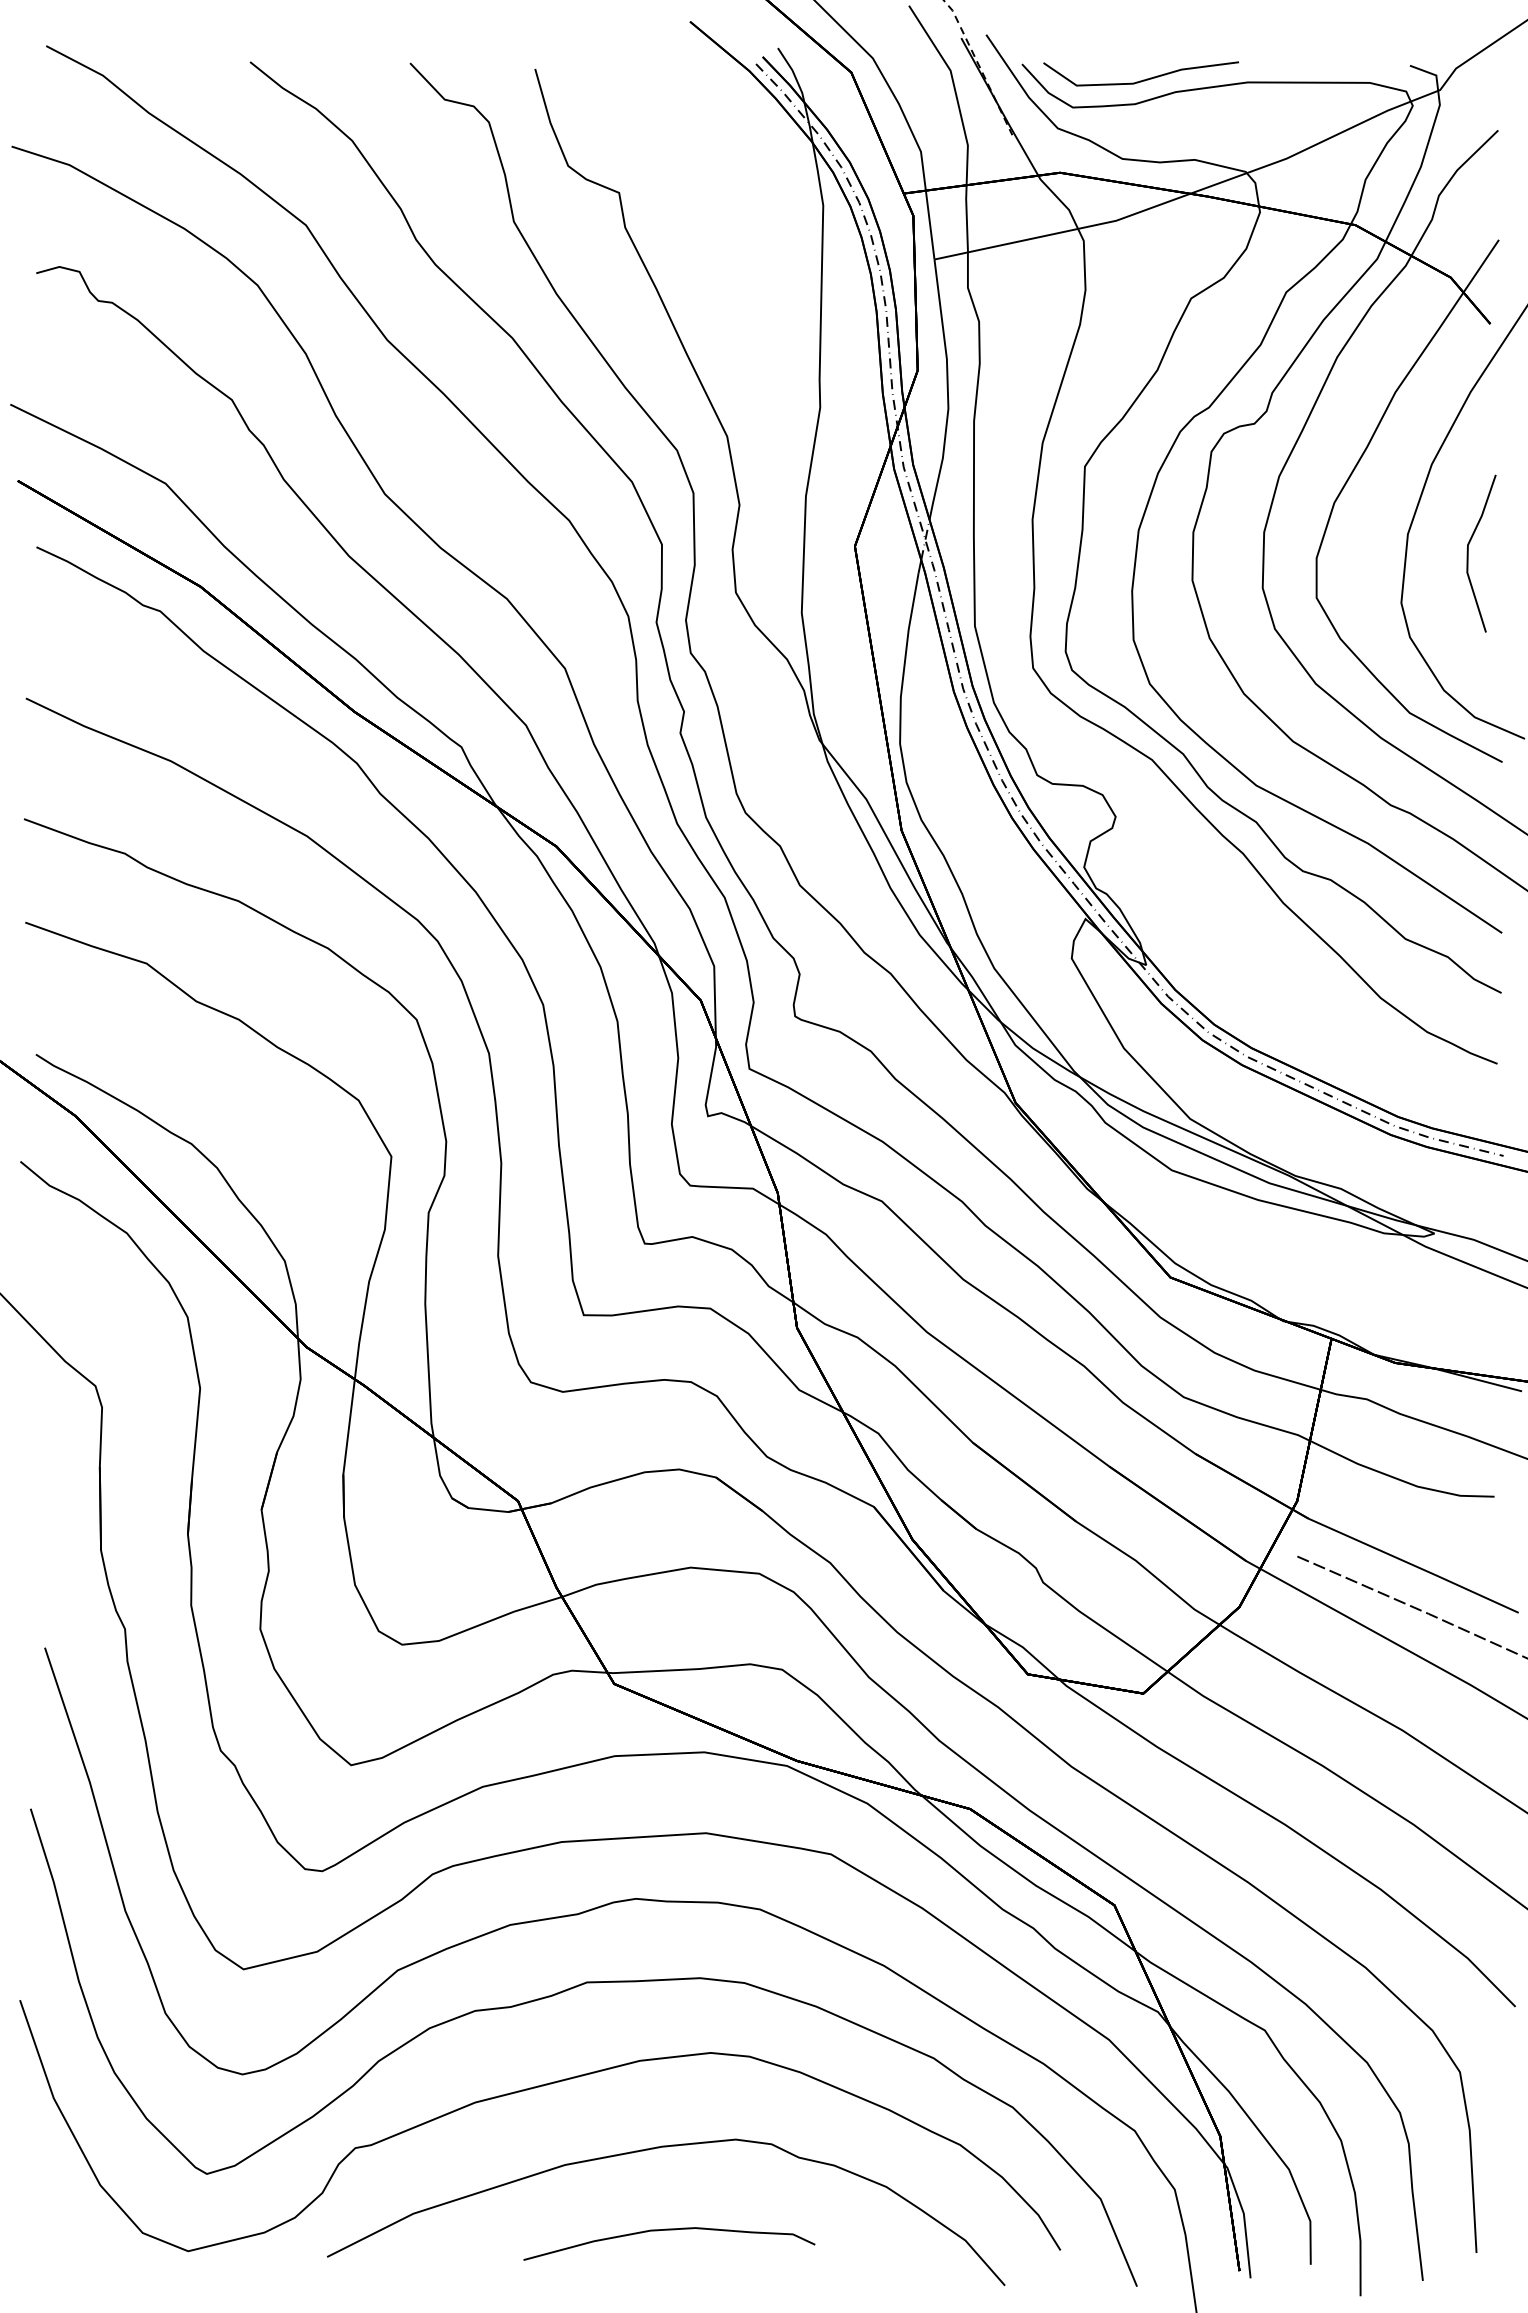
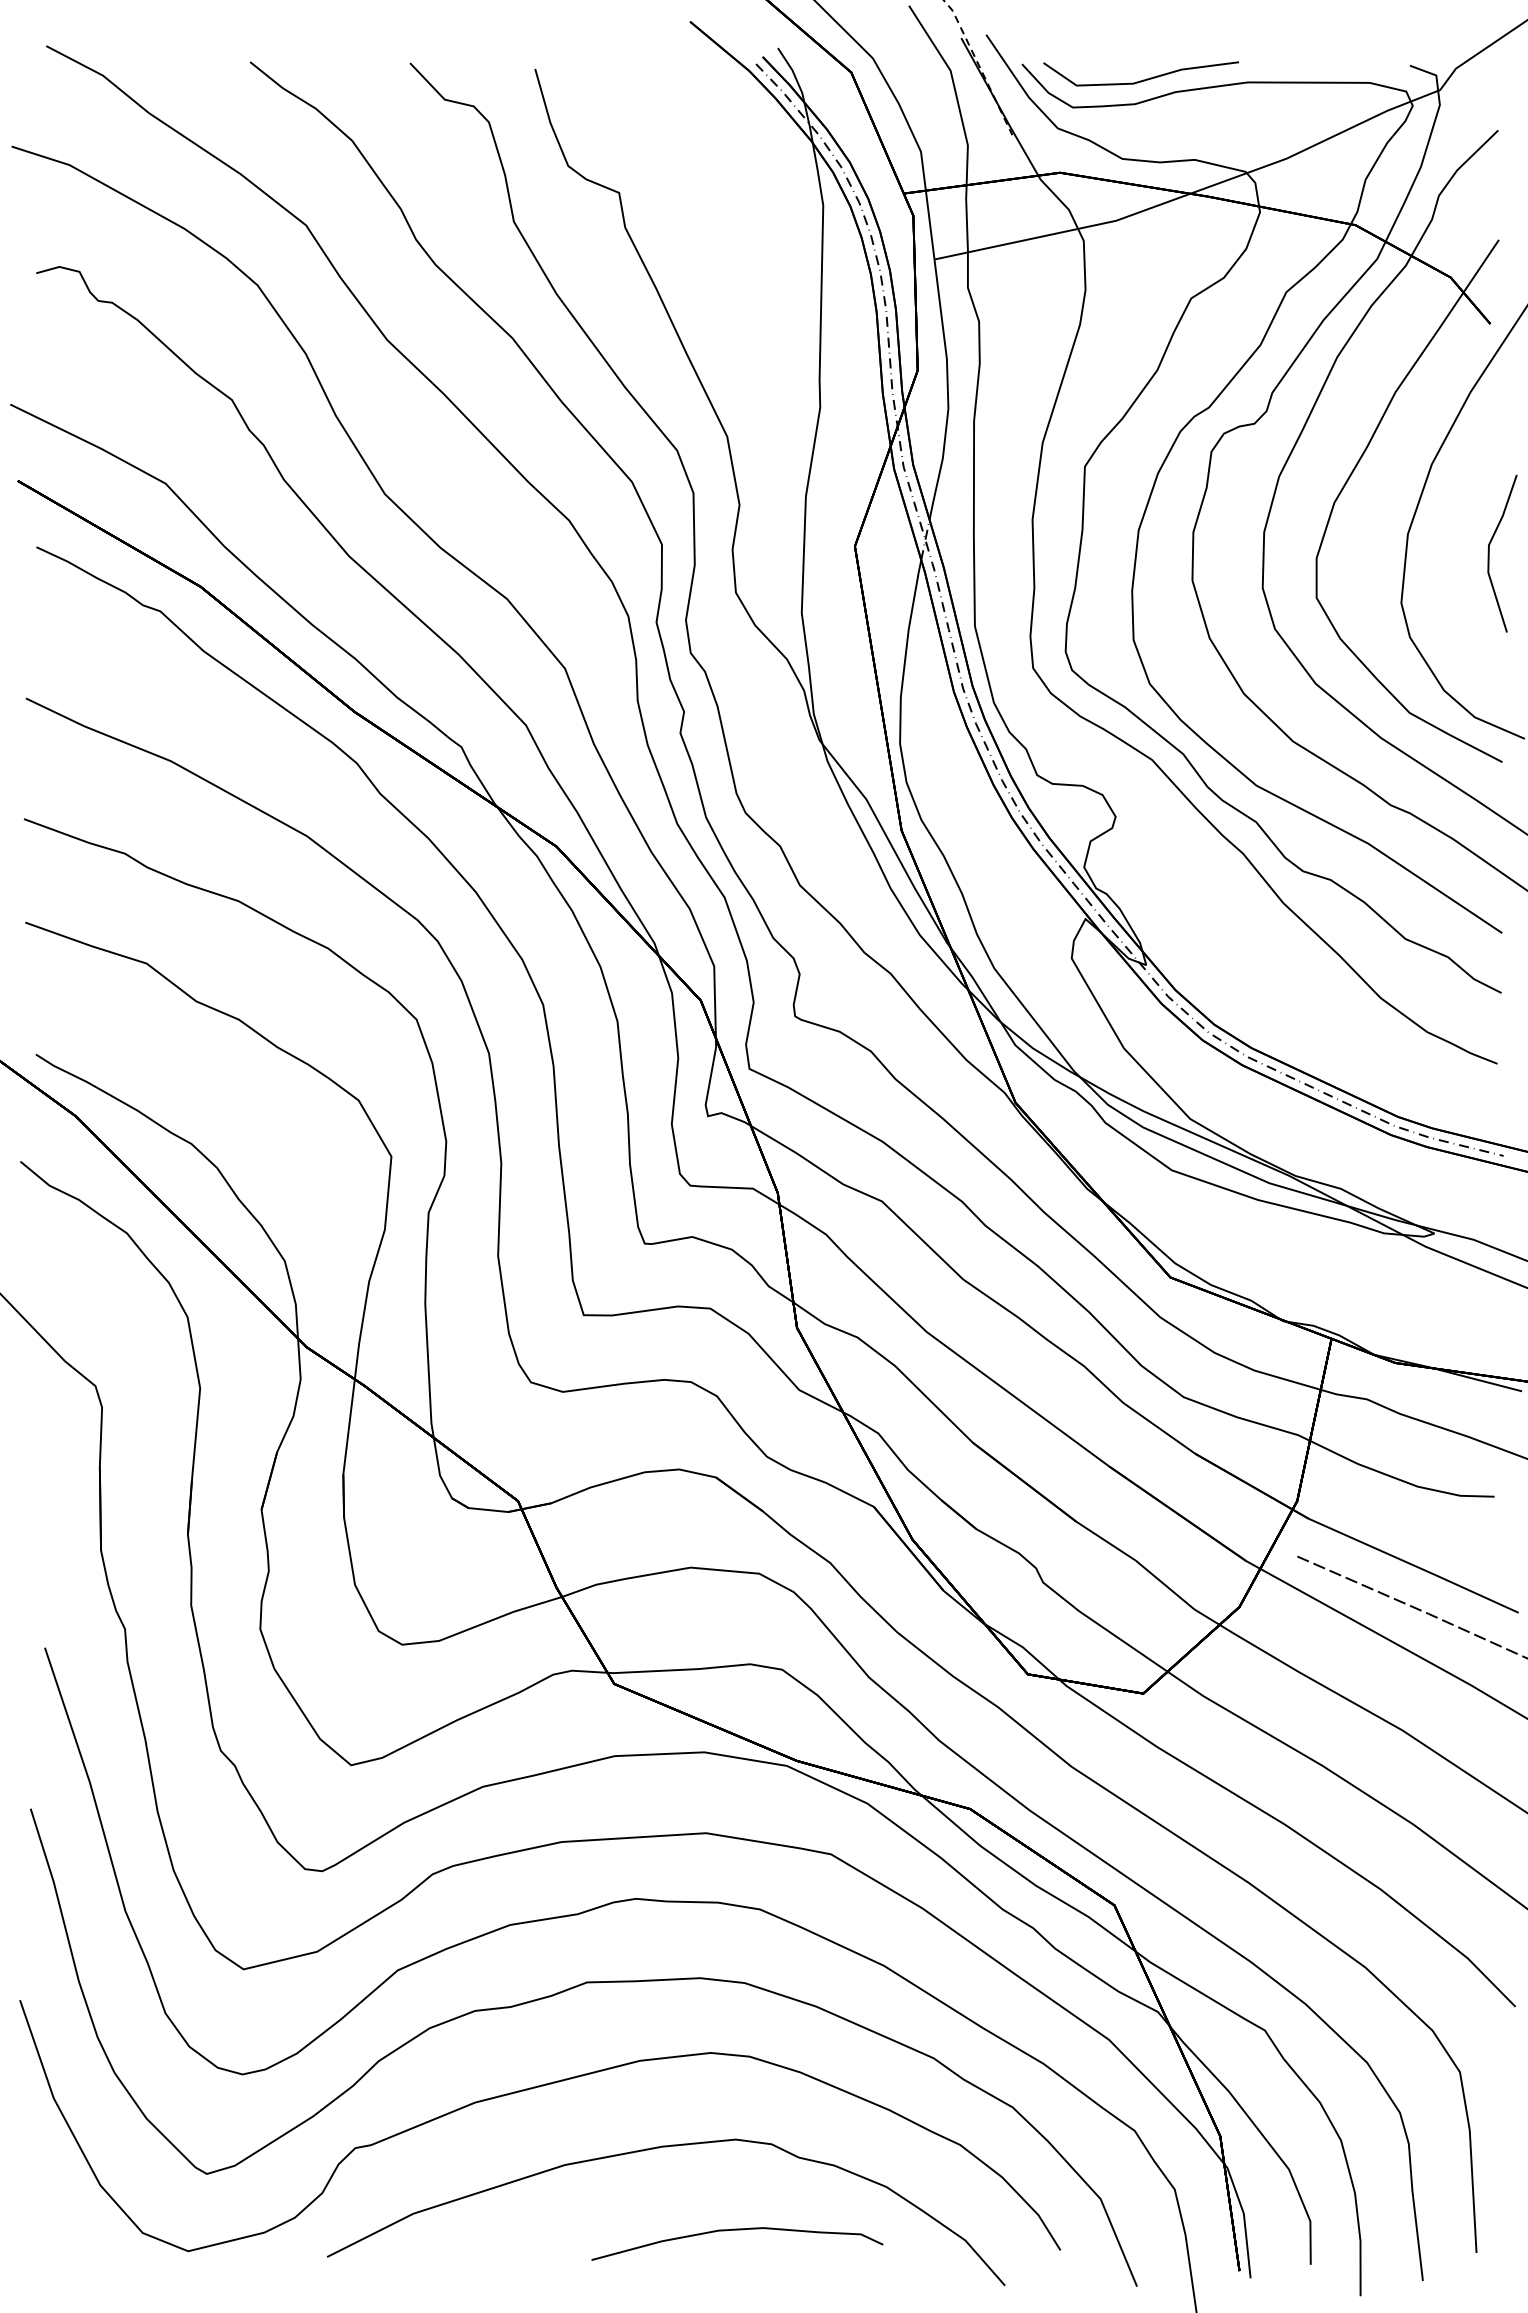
line position: (1468, 553) -> (1489, 553) (1489, 553)
curve position: (669, 2230) -> (737, 2230) (737, 2230)
